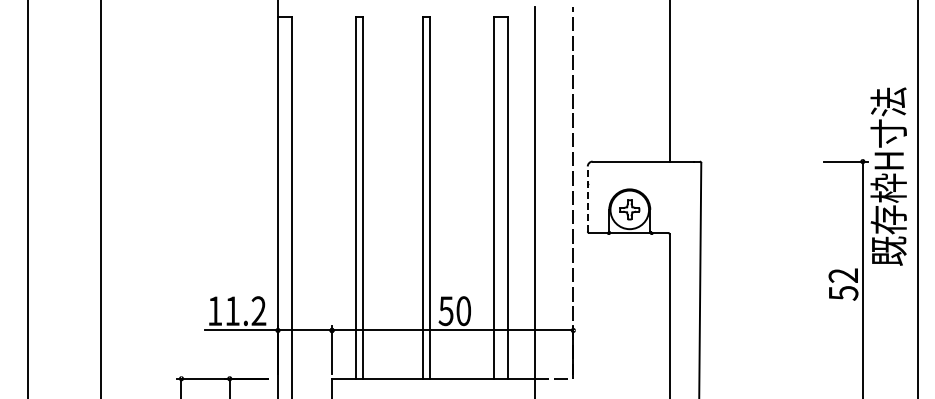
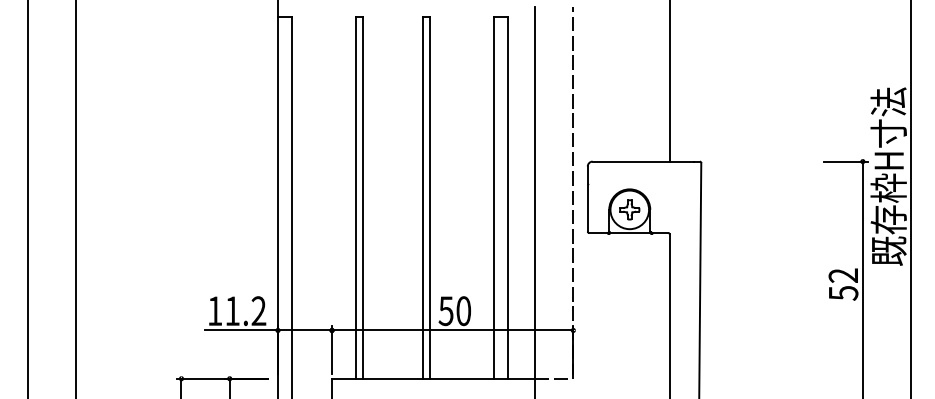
line position: (101, 198) -> (76, 198) (76, 198)
line position: (918, 198) -> (911, 198) (911, 198)
line: dashed -> solid (587, 199)
